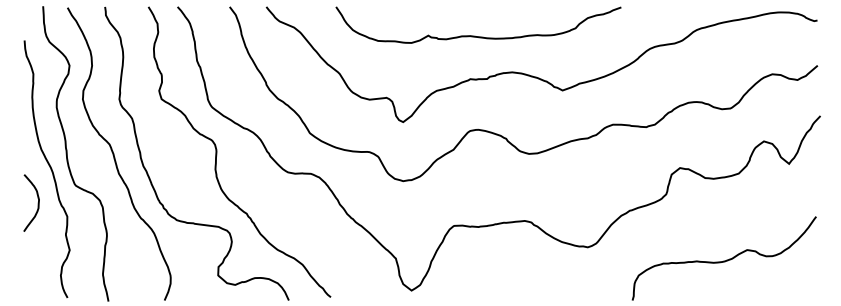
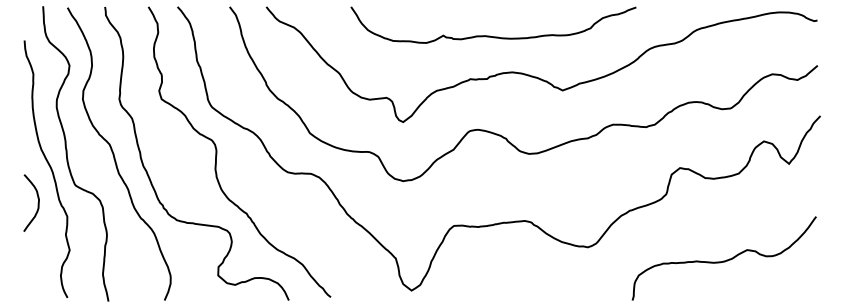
curve position: (475, 35) -> (490, 35) (490, 35)
